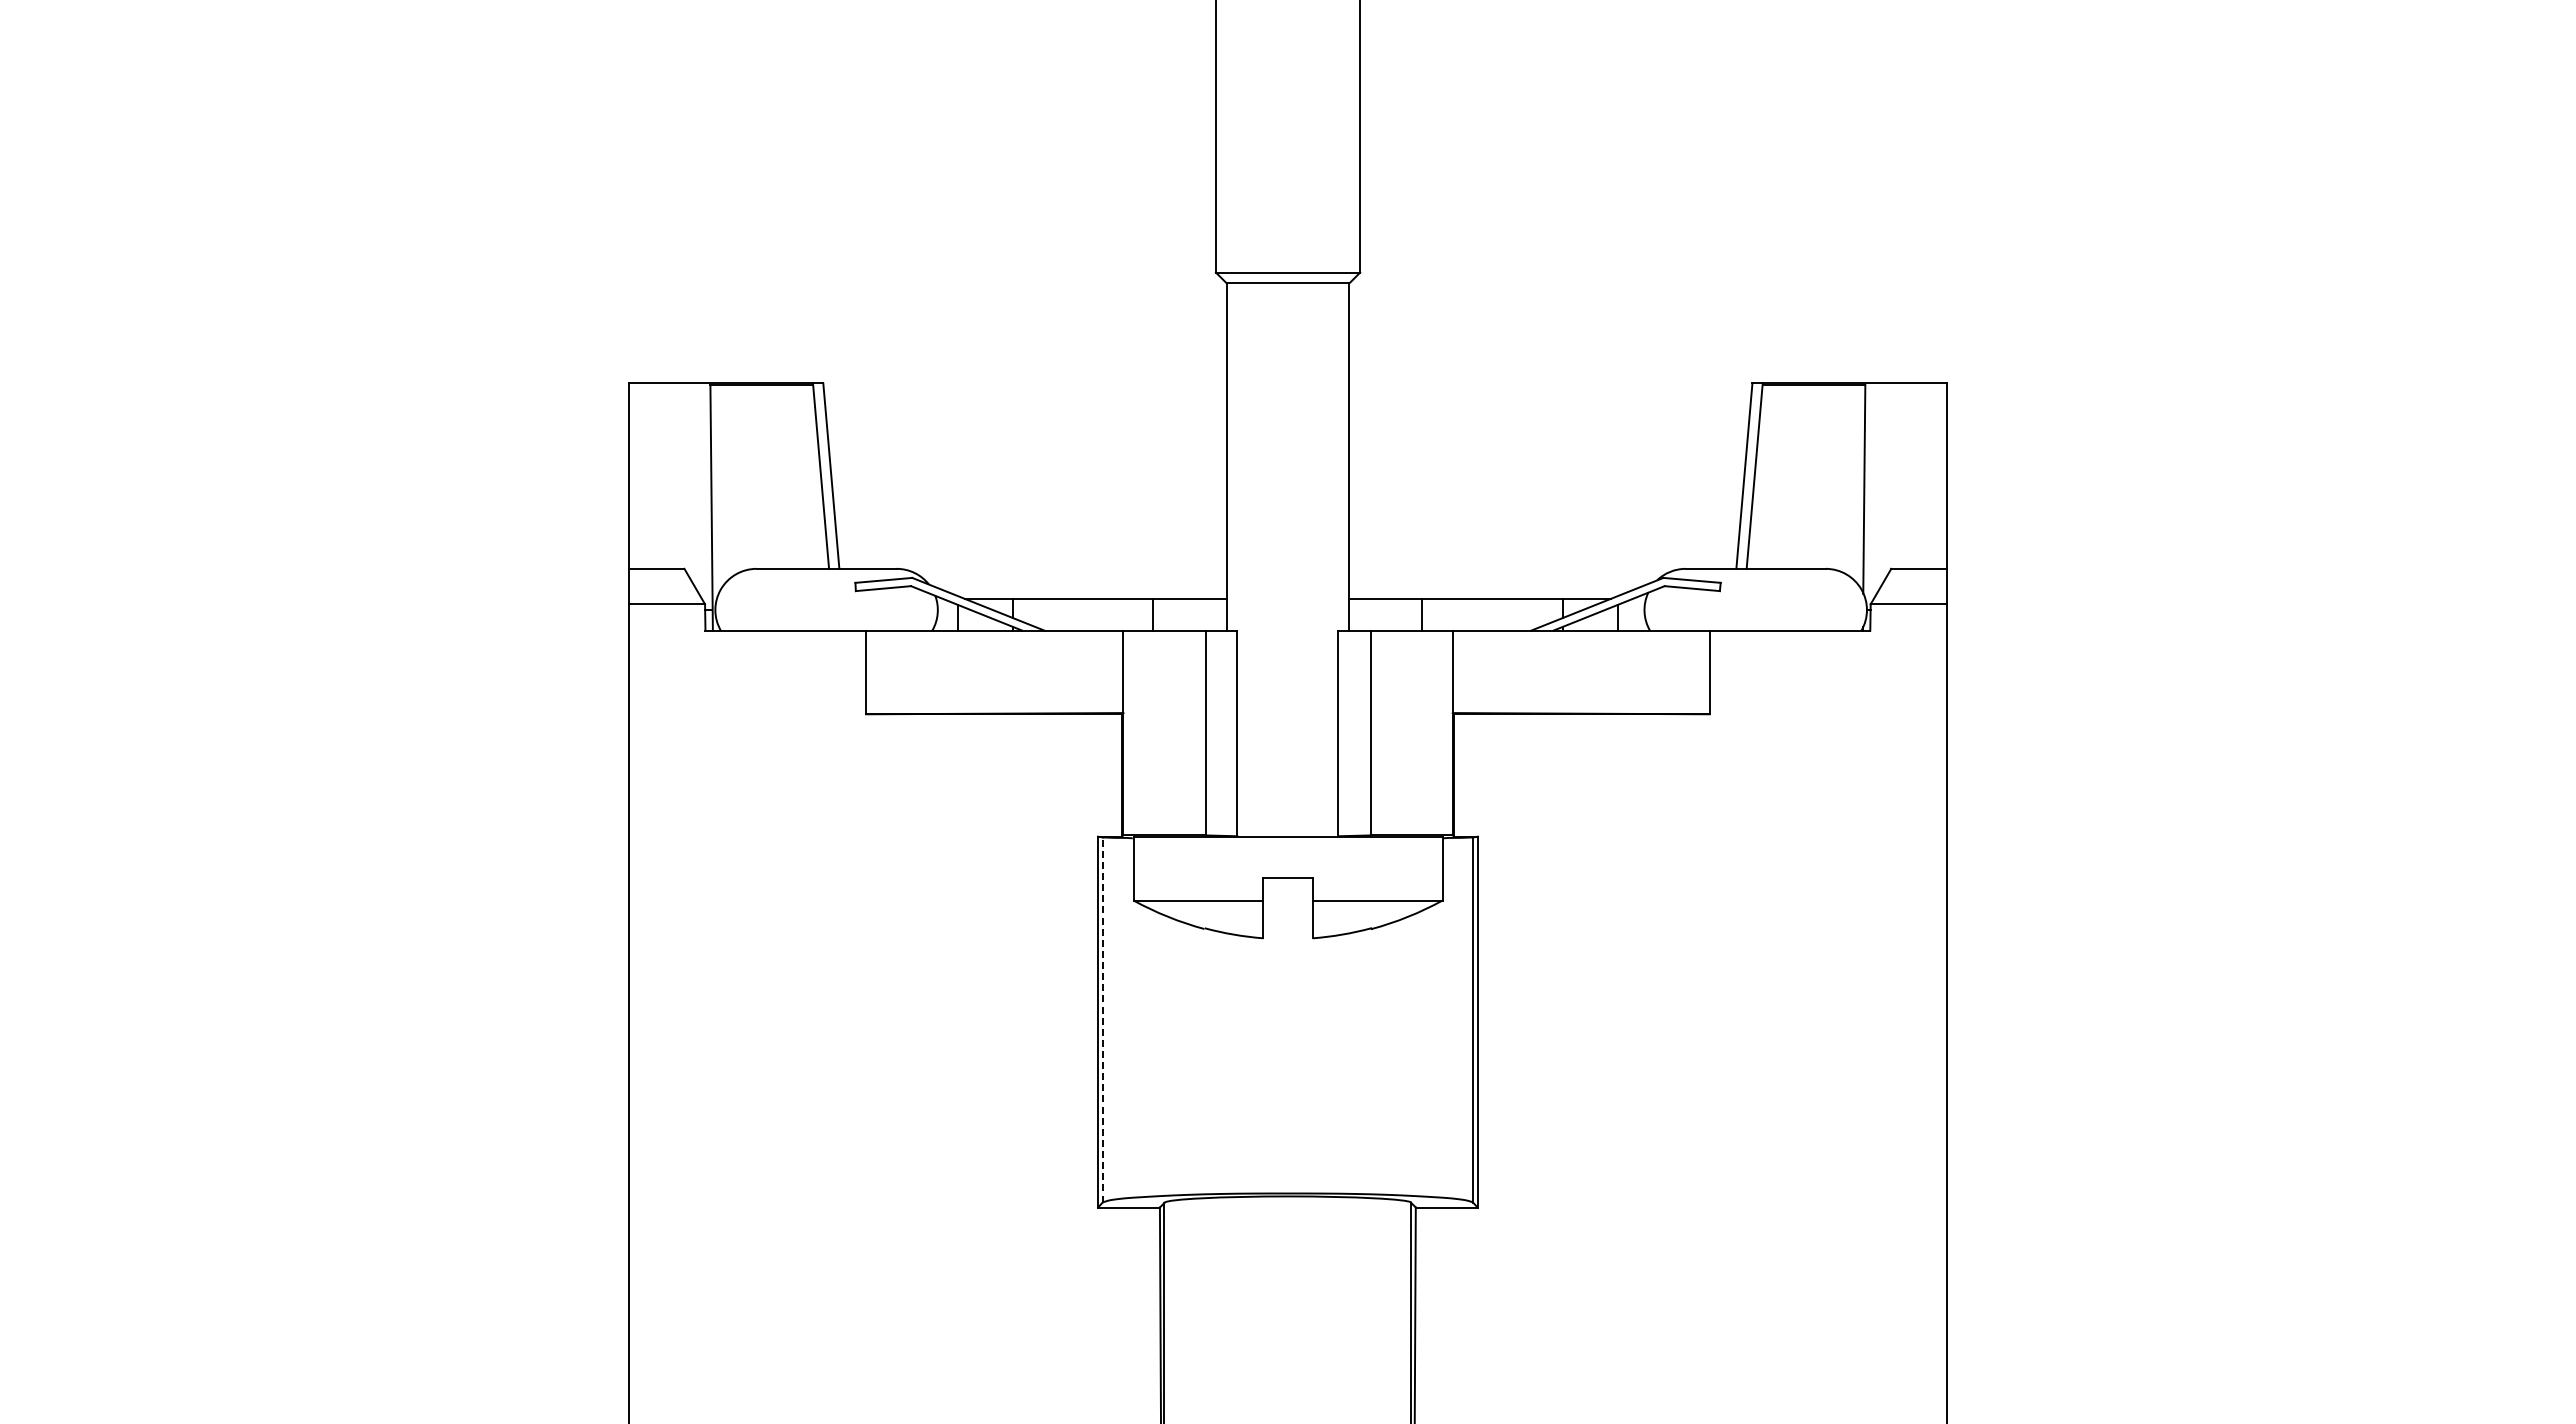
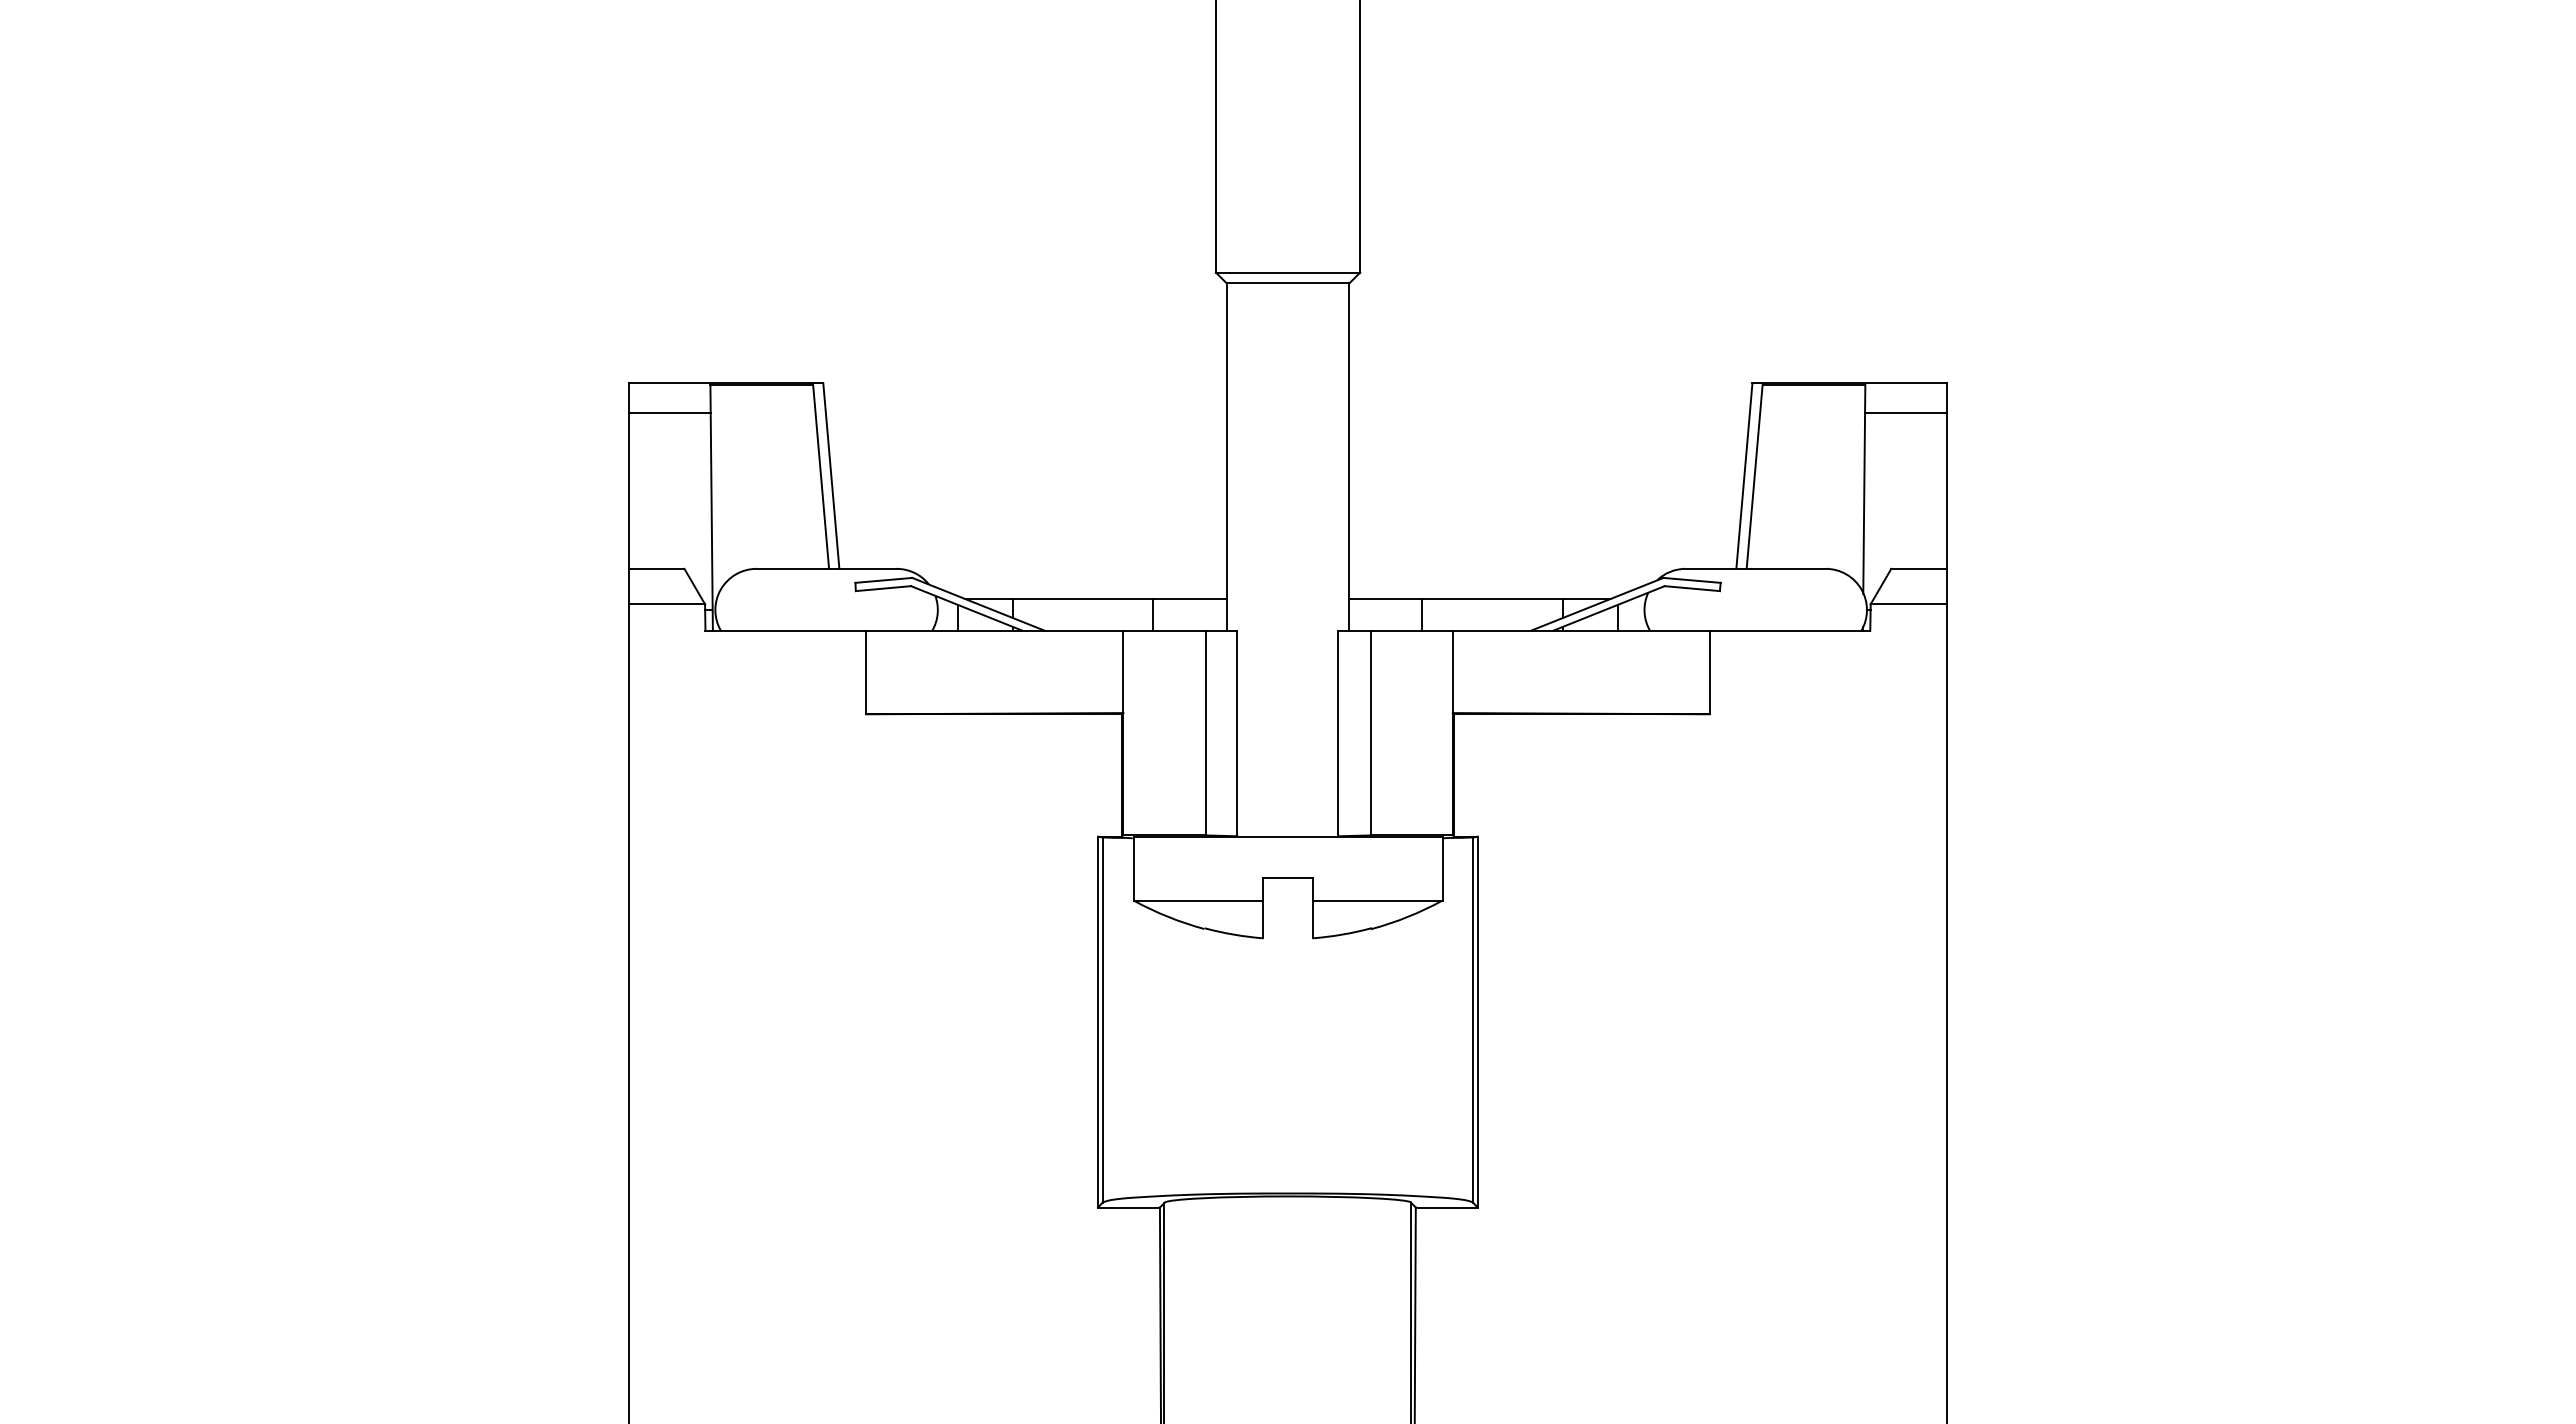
line: none -> present (669, 413)
line: none -> present (1905, 413)
line: dashed -> solid (1102, 1020)
